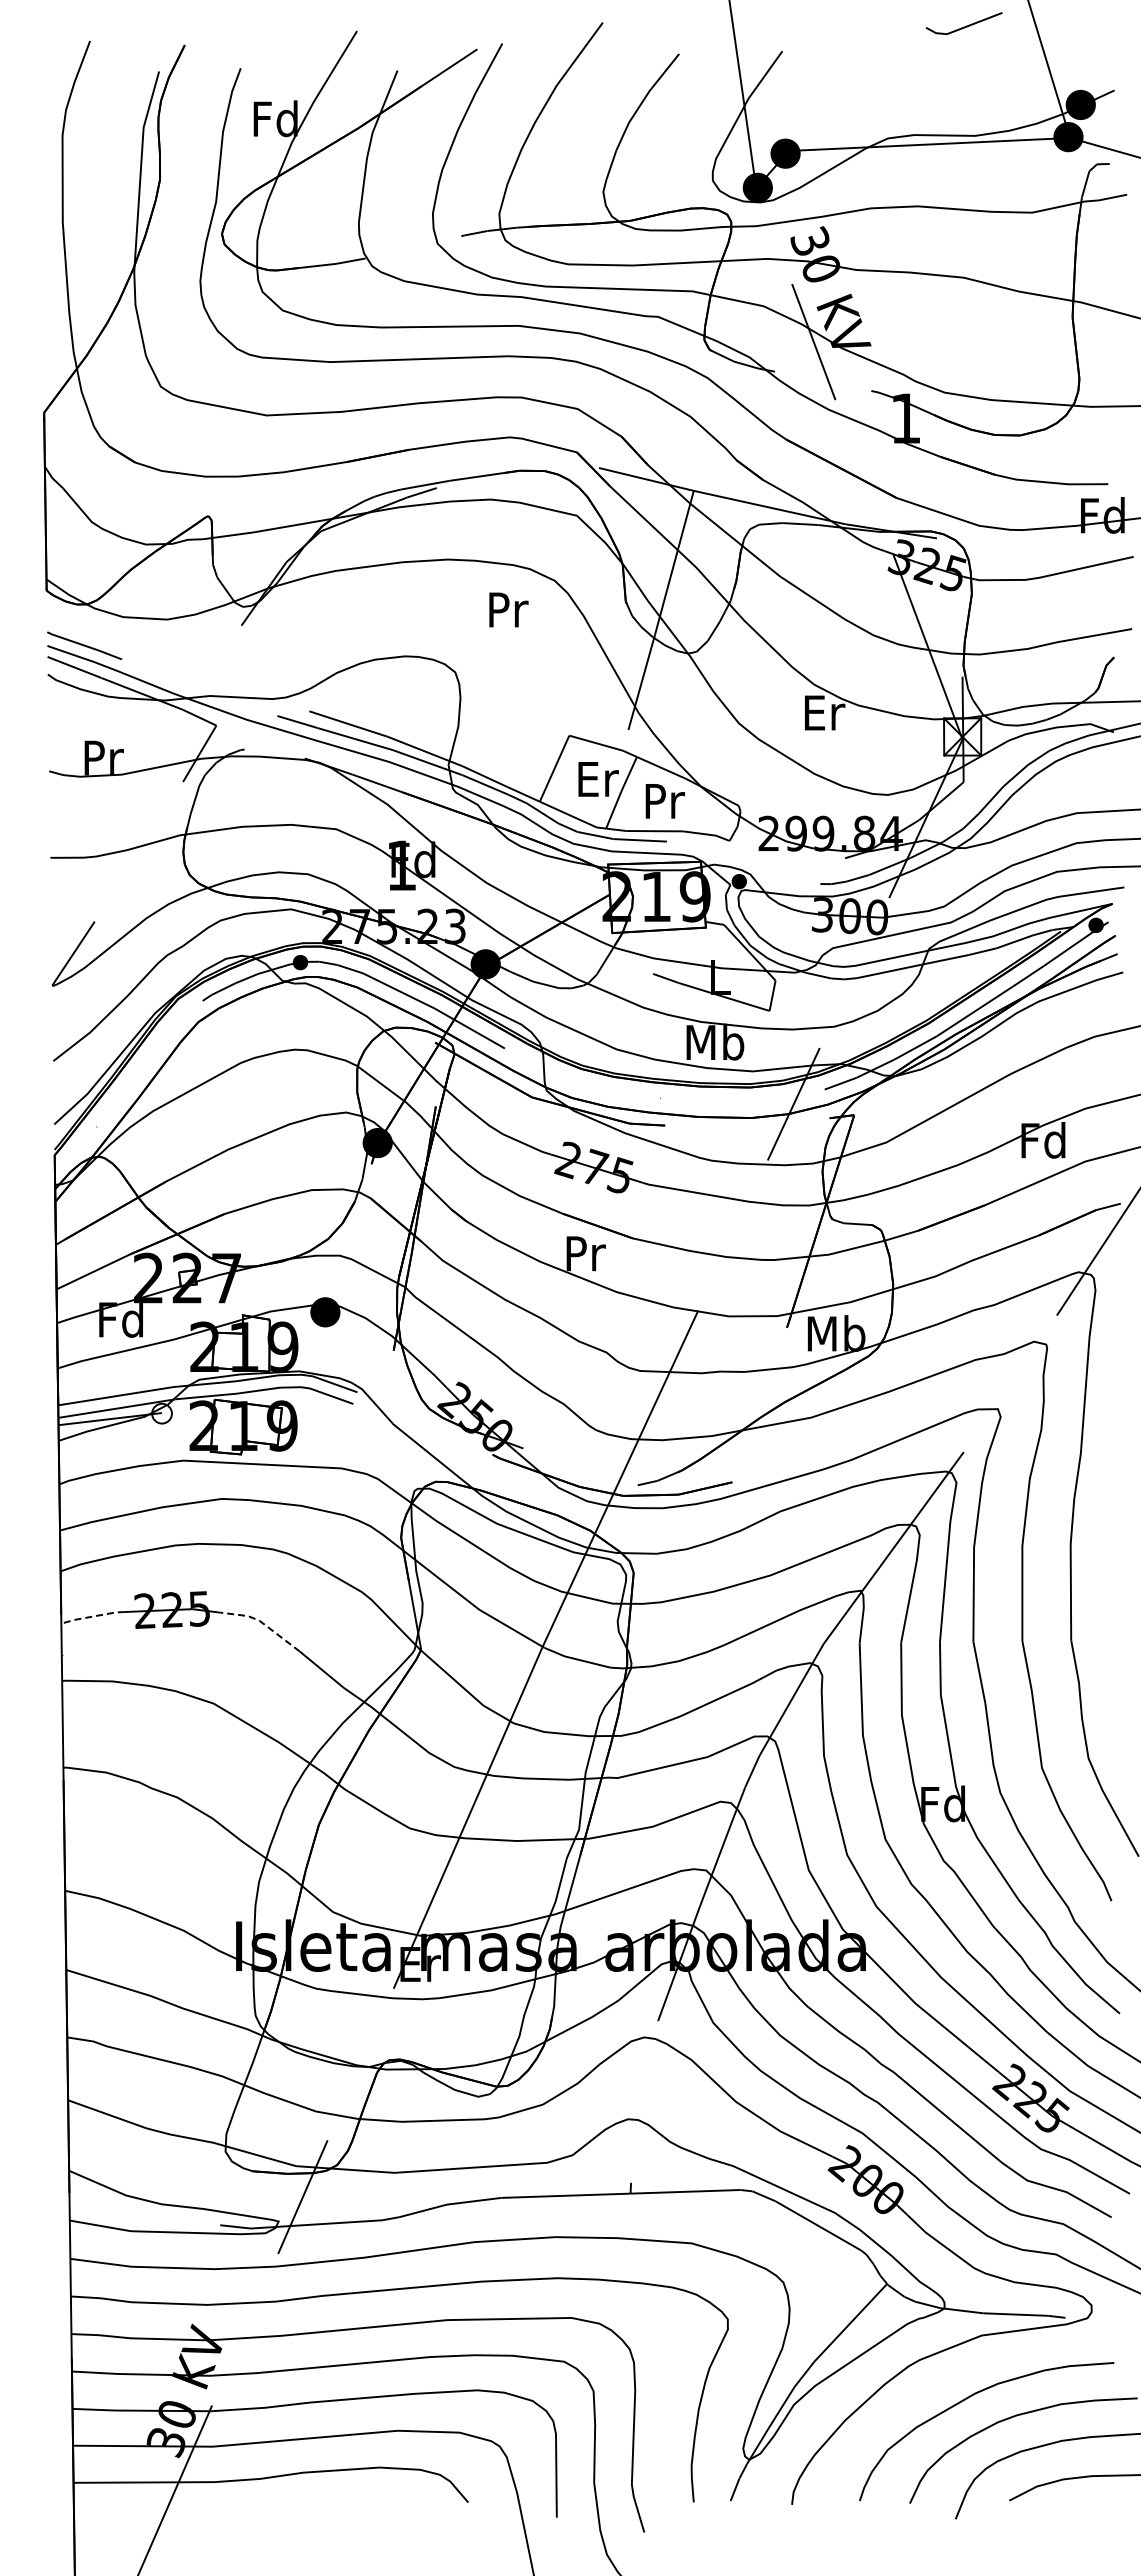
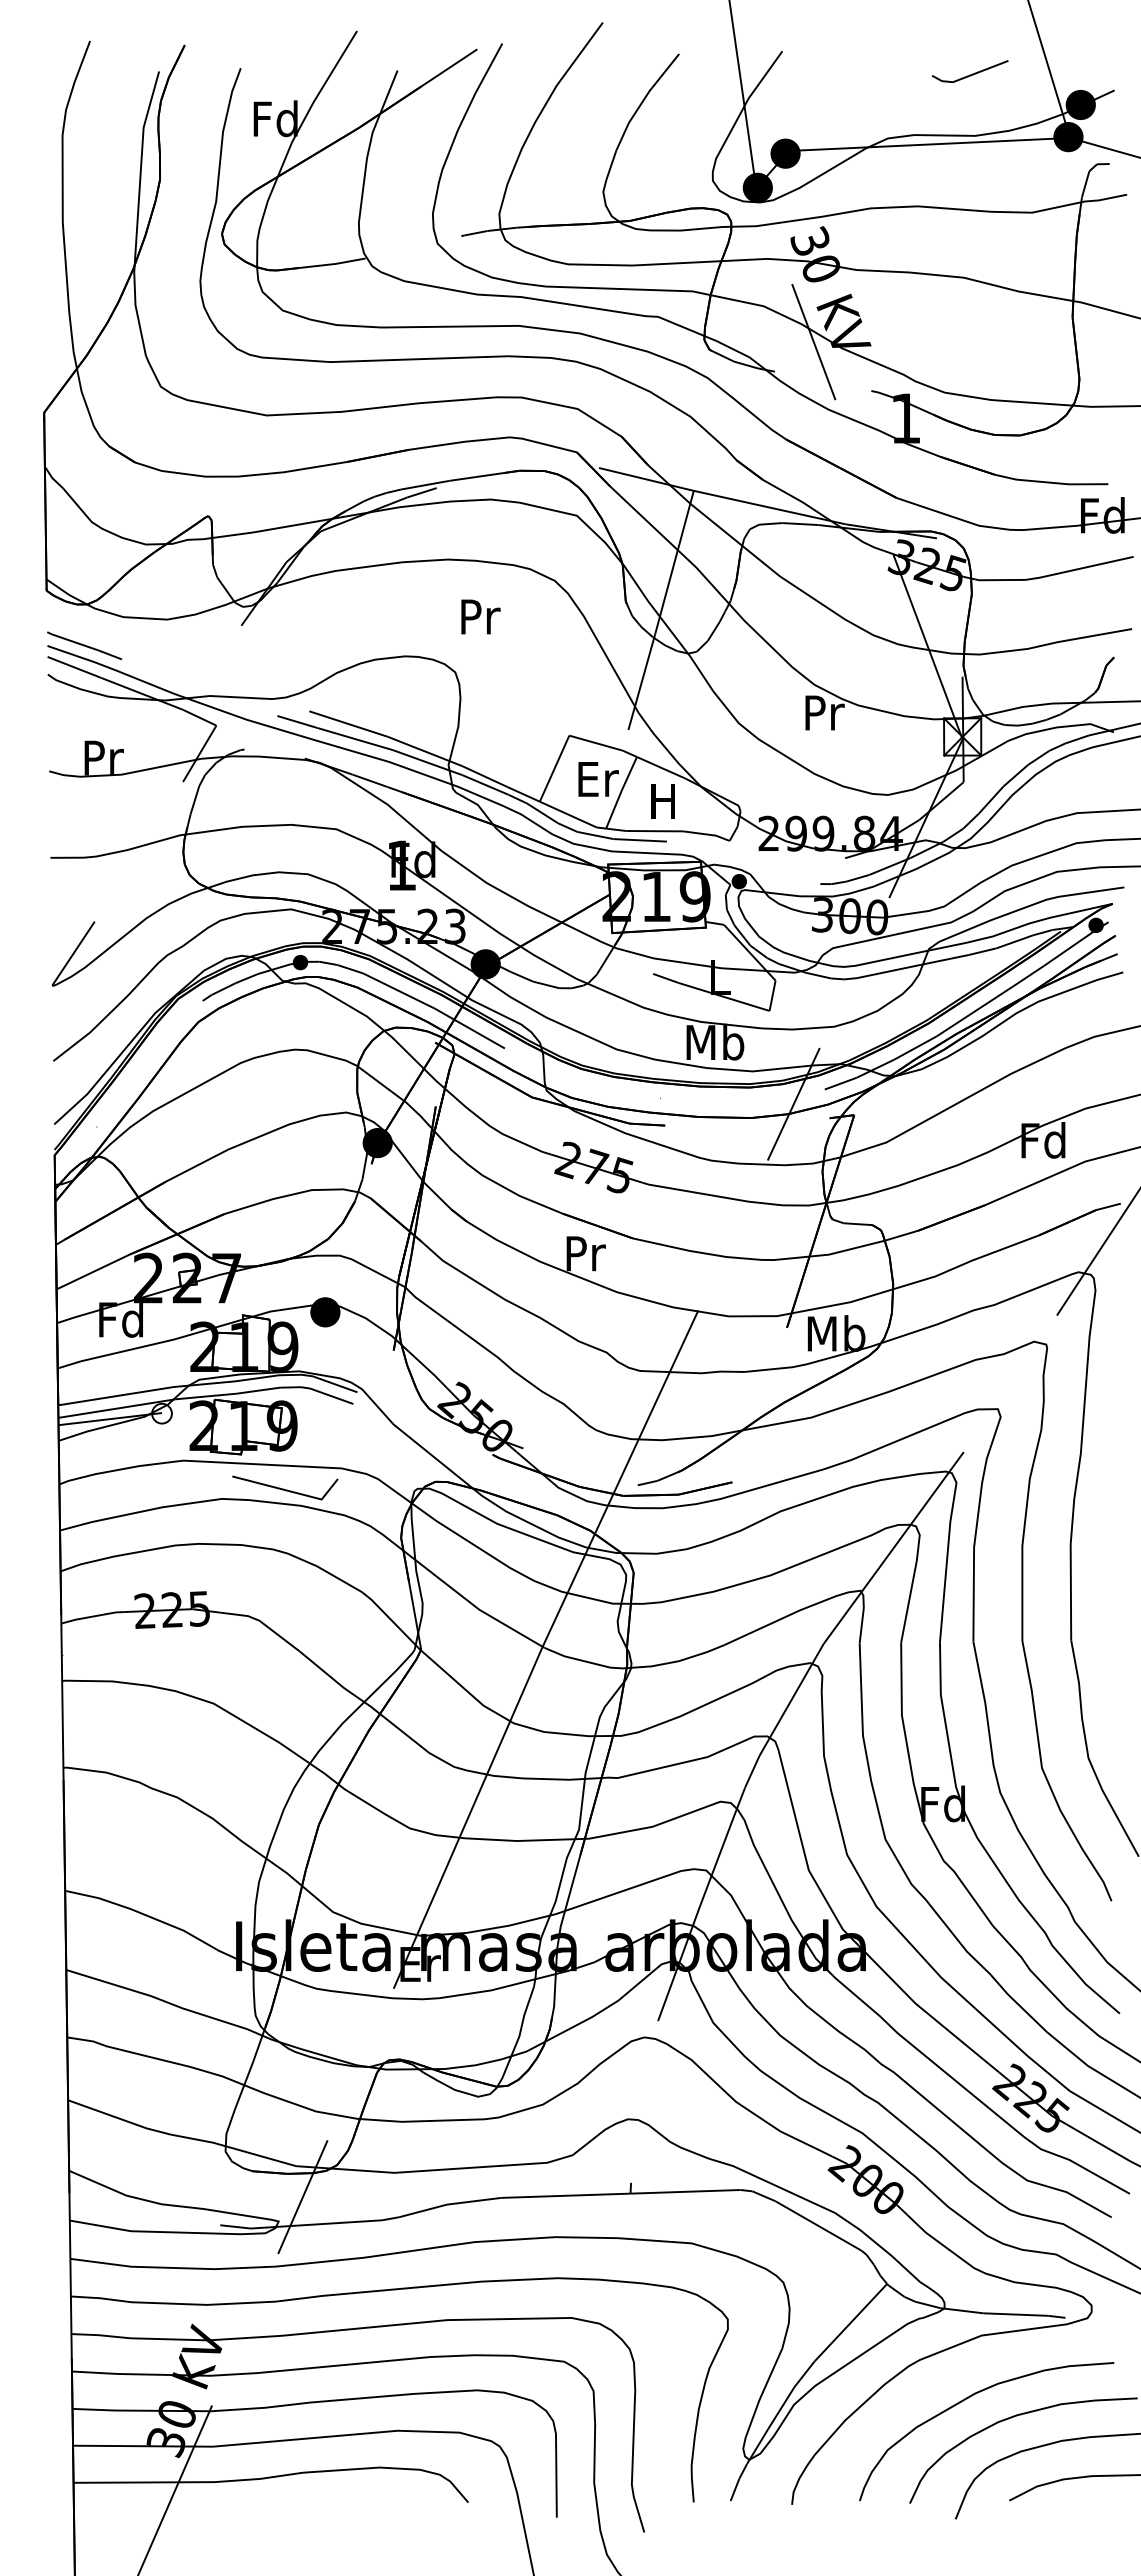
line position: (963, 26) -> (969, 74) (969, 74)
text position: (508, 609) -> (480, 616) (480, 616)
text: Er -> Pr (825, 712)
text: Pr -> H (664, 801)
line: none -> present (285, 1489)
line: dashed -> solid (92, 1616)
line: dashed -> solid (261, 1622)
